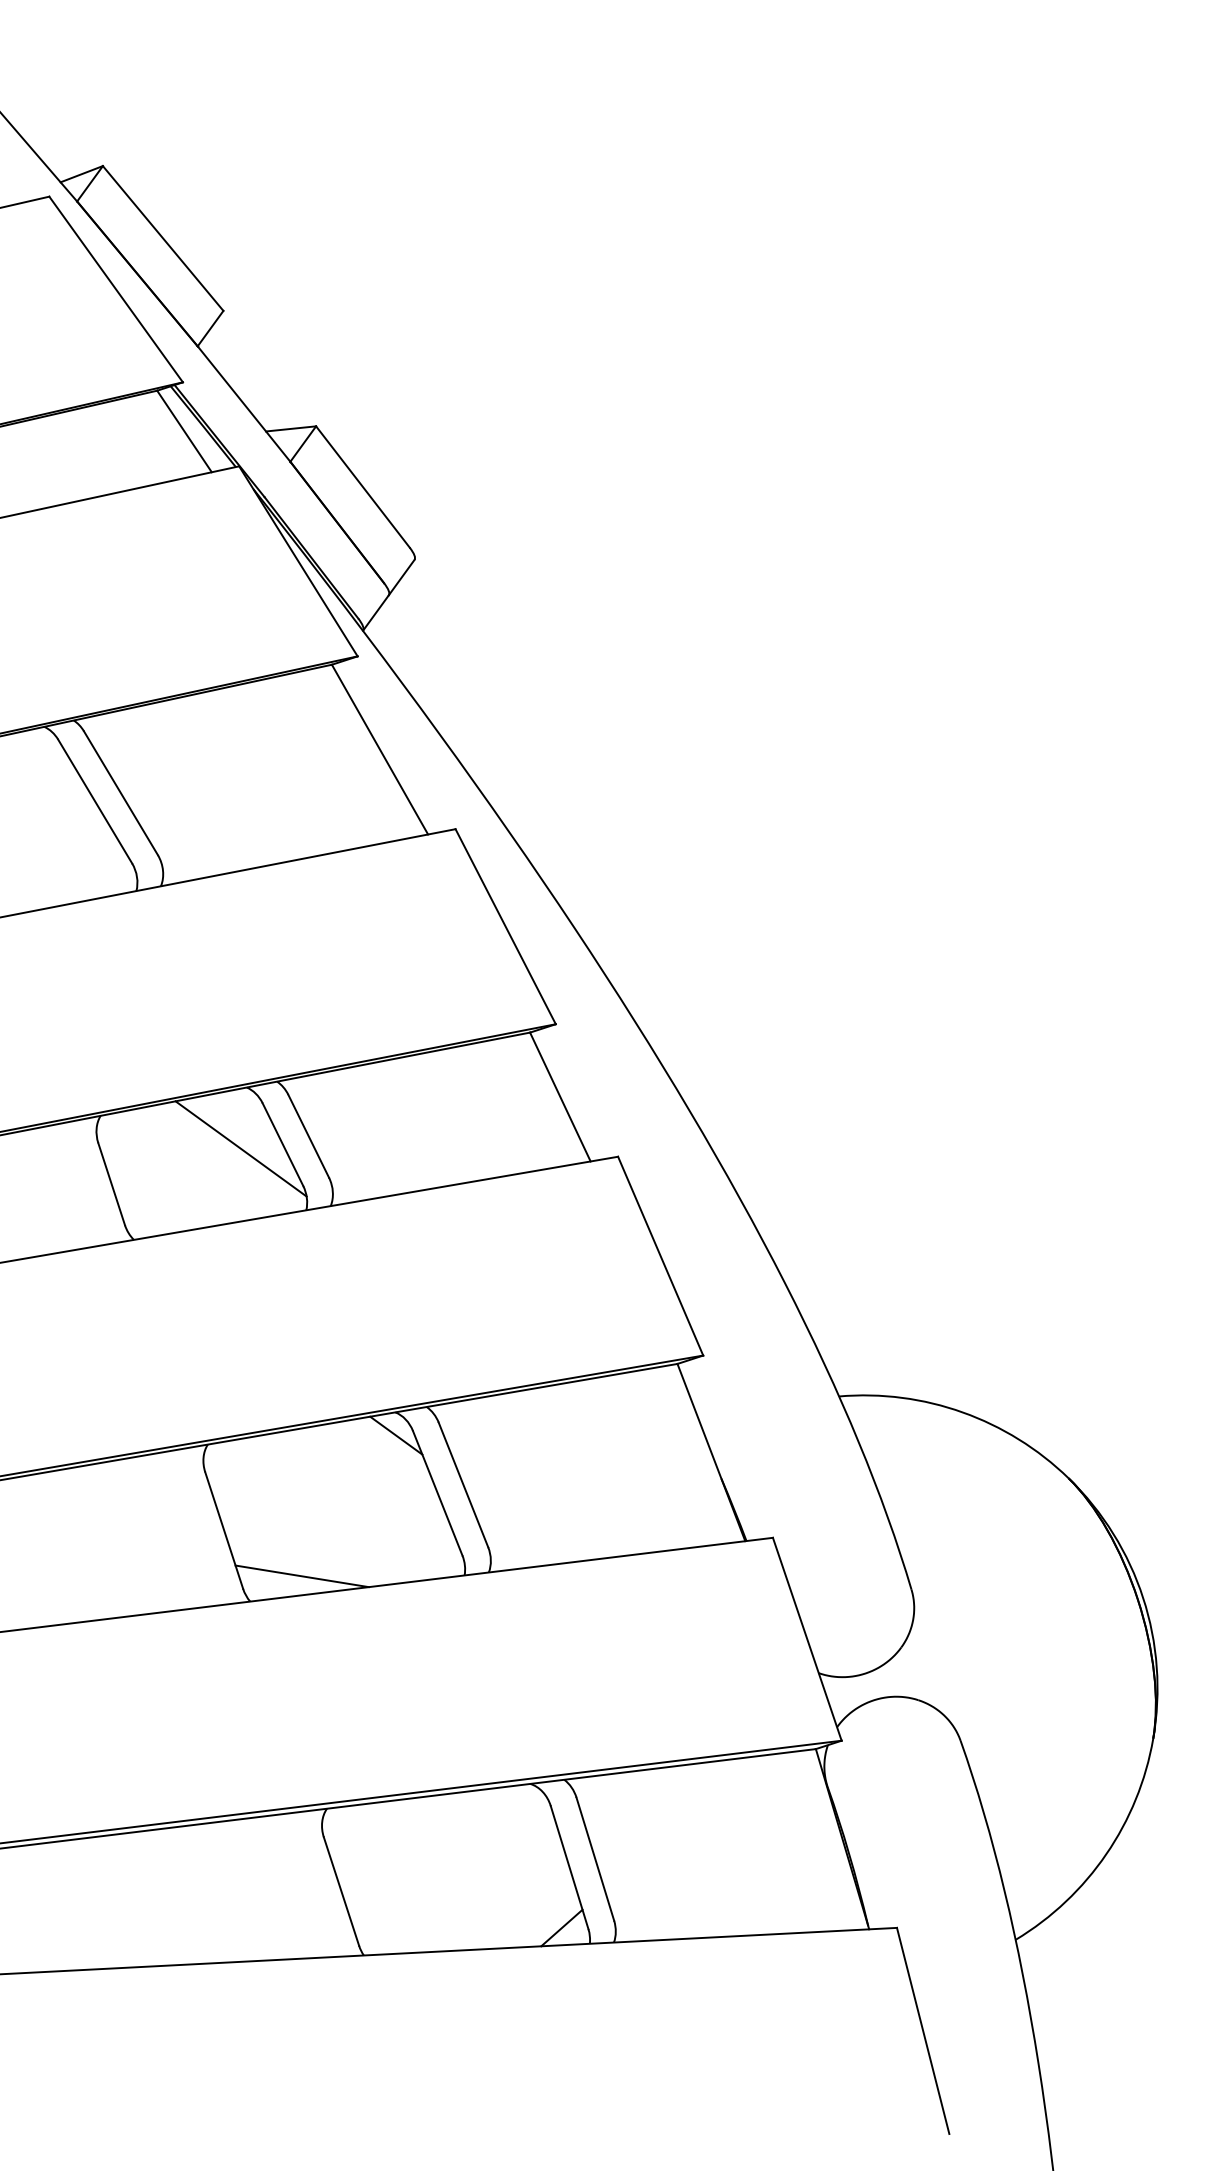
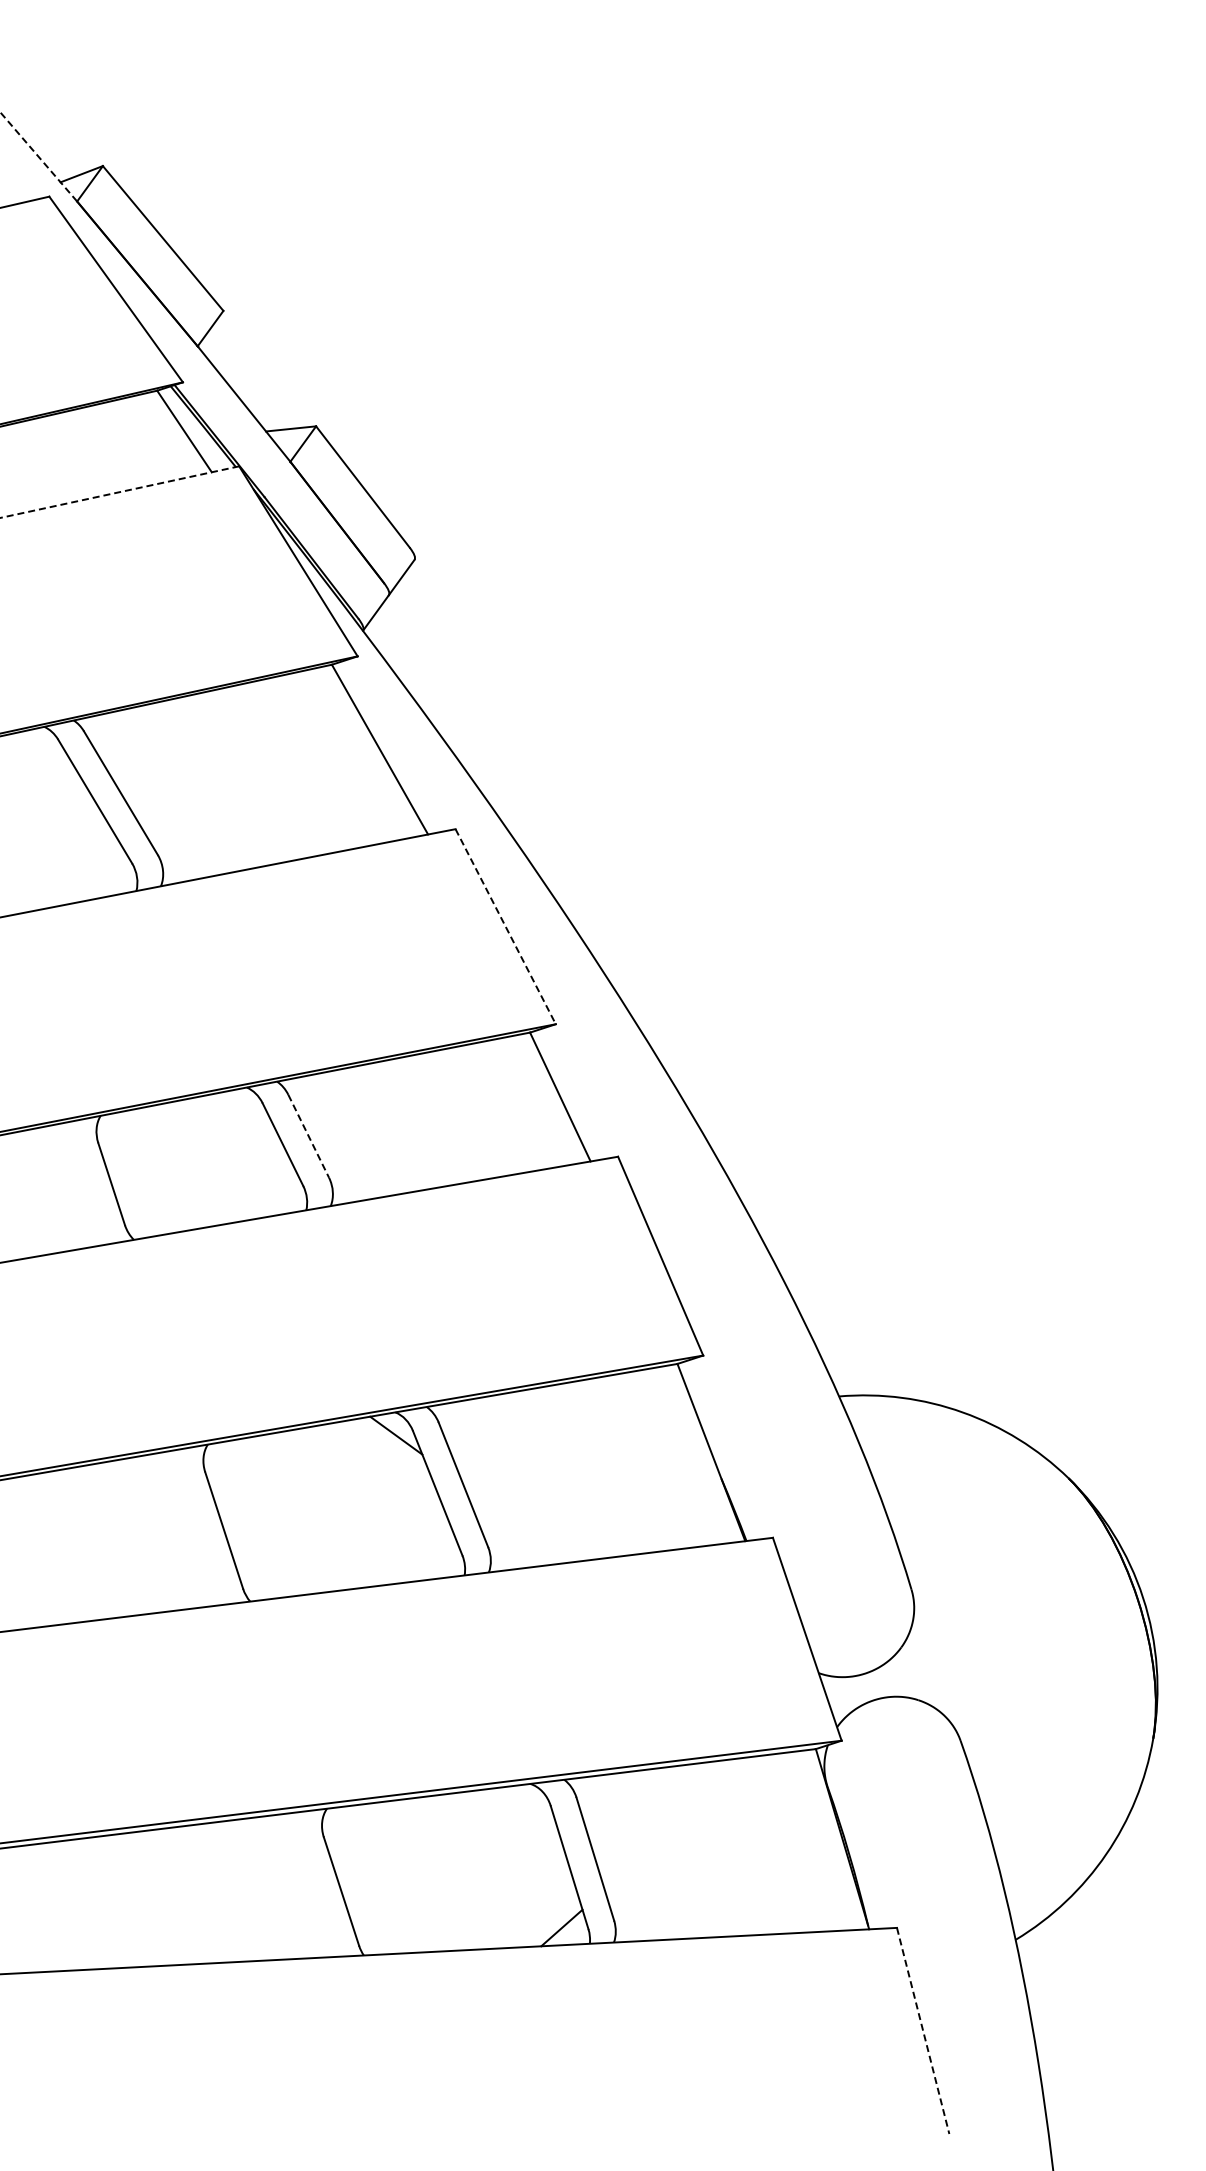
line: solid -> dashed (38, 156)
line: solid -> dashed (119, 492)
line: solid -> dashed (505, 926)
line: solid -> dashed (308, 1136)
line: present -> none (240, 1148)
line: present -> none (301, 1576)
line: solid -> dashed (923, 2031)
